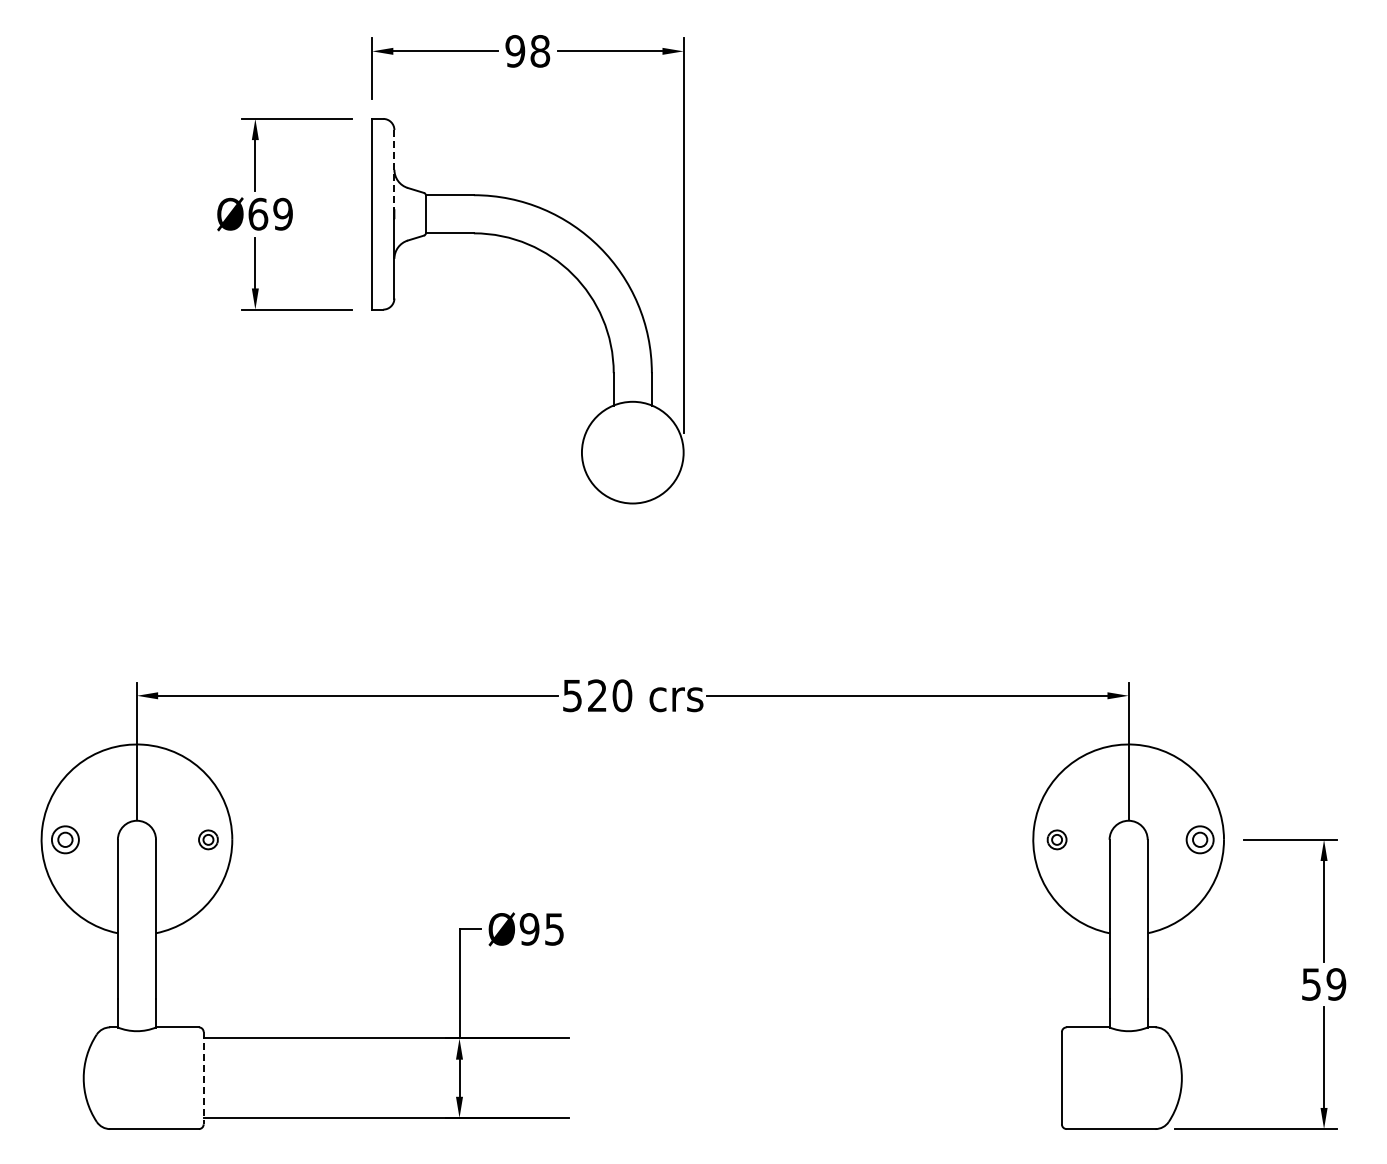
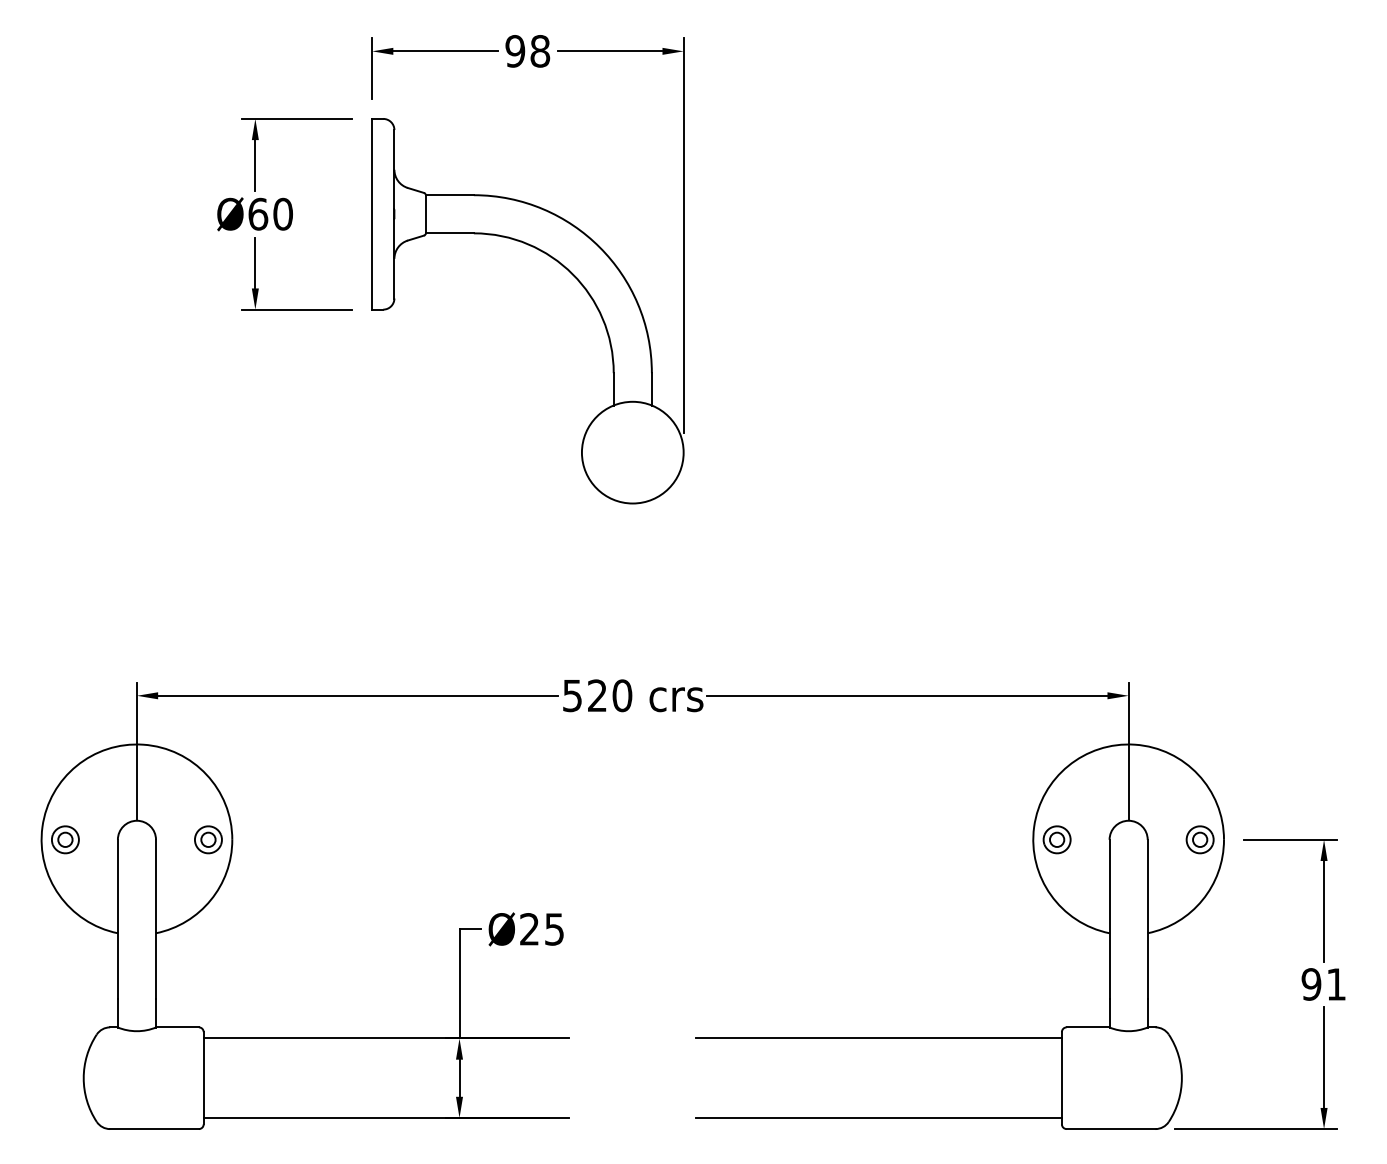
line: dashed -> solid (394, 169)
text: Ø69 -> Ø60 (282, 214)
part size: 21x22 px -> 29x30 px (208, 839)
part size: 22x22 px -> 30x30 px (1056, 839)
text: Ø95 -> Ø25 (529, 929)
text: 59 -> 91 (1323, 984)
line: none -> present (878, 1038)
line: dashed -> solid (203, 1078)
line: none -> present (878, 1117)
